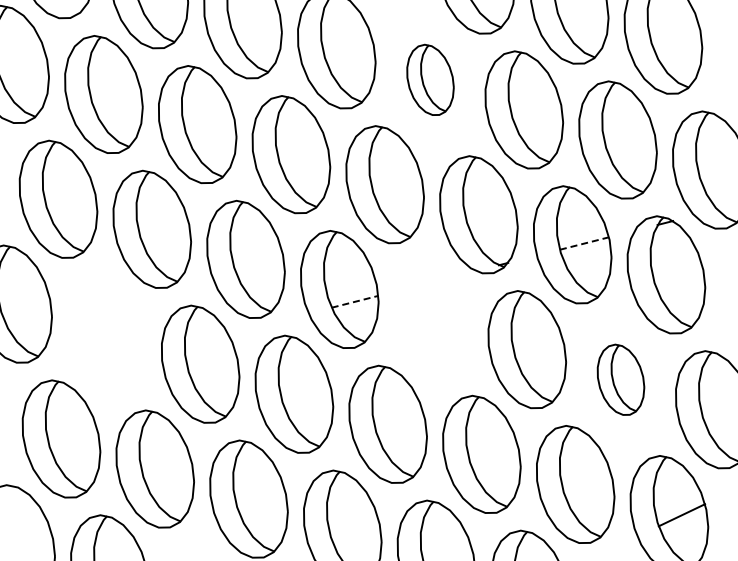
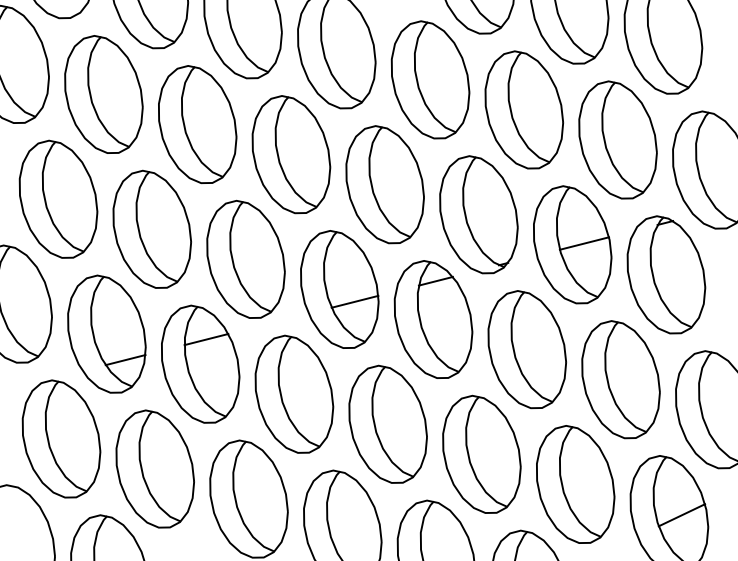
part size: 49x73 px -> 81x120 px (430, 79)
line: dashed -> solid (584, 243)
line: dashed -> solid (355, 301)
part: none -> present (433, 319)
part: none -> present (106, 333)
line: none -> present (206, 339)
part size: 50x73 px -> 80x120 px (620, 379)
